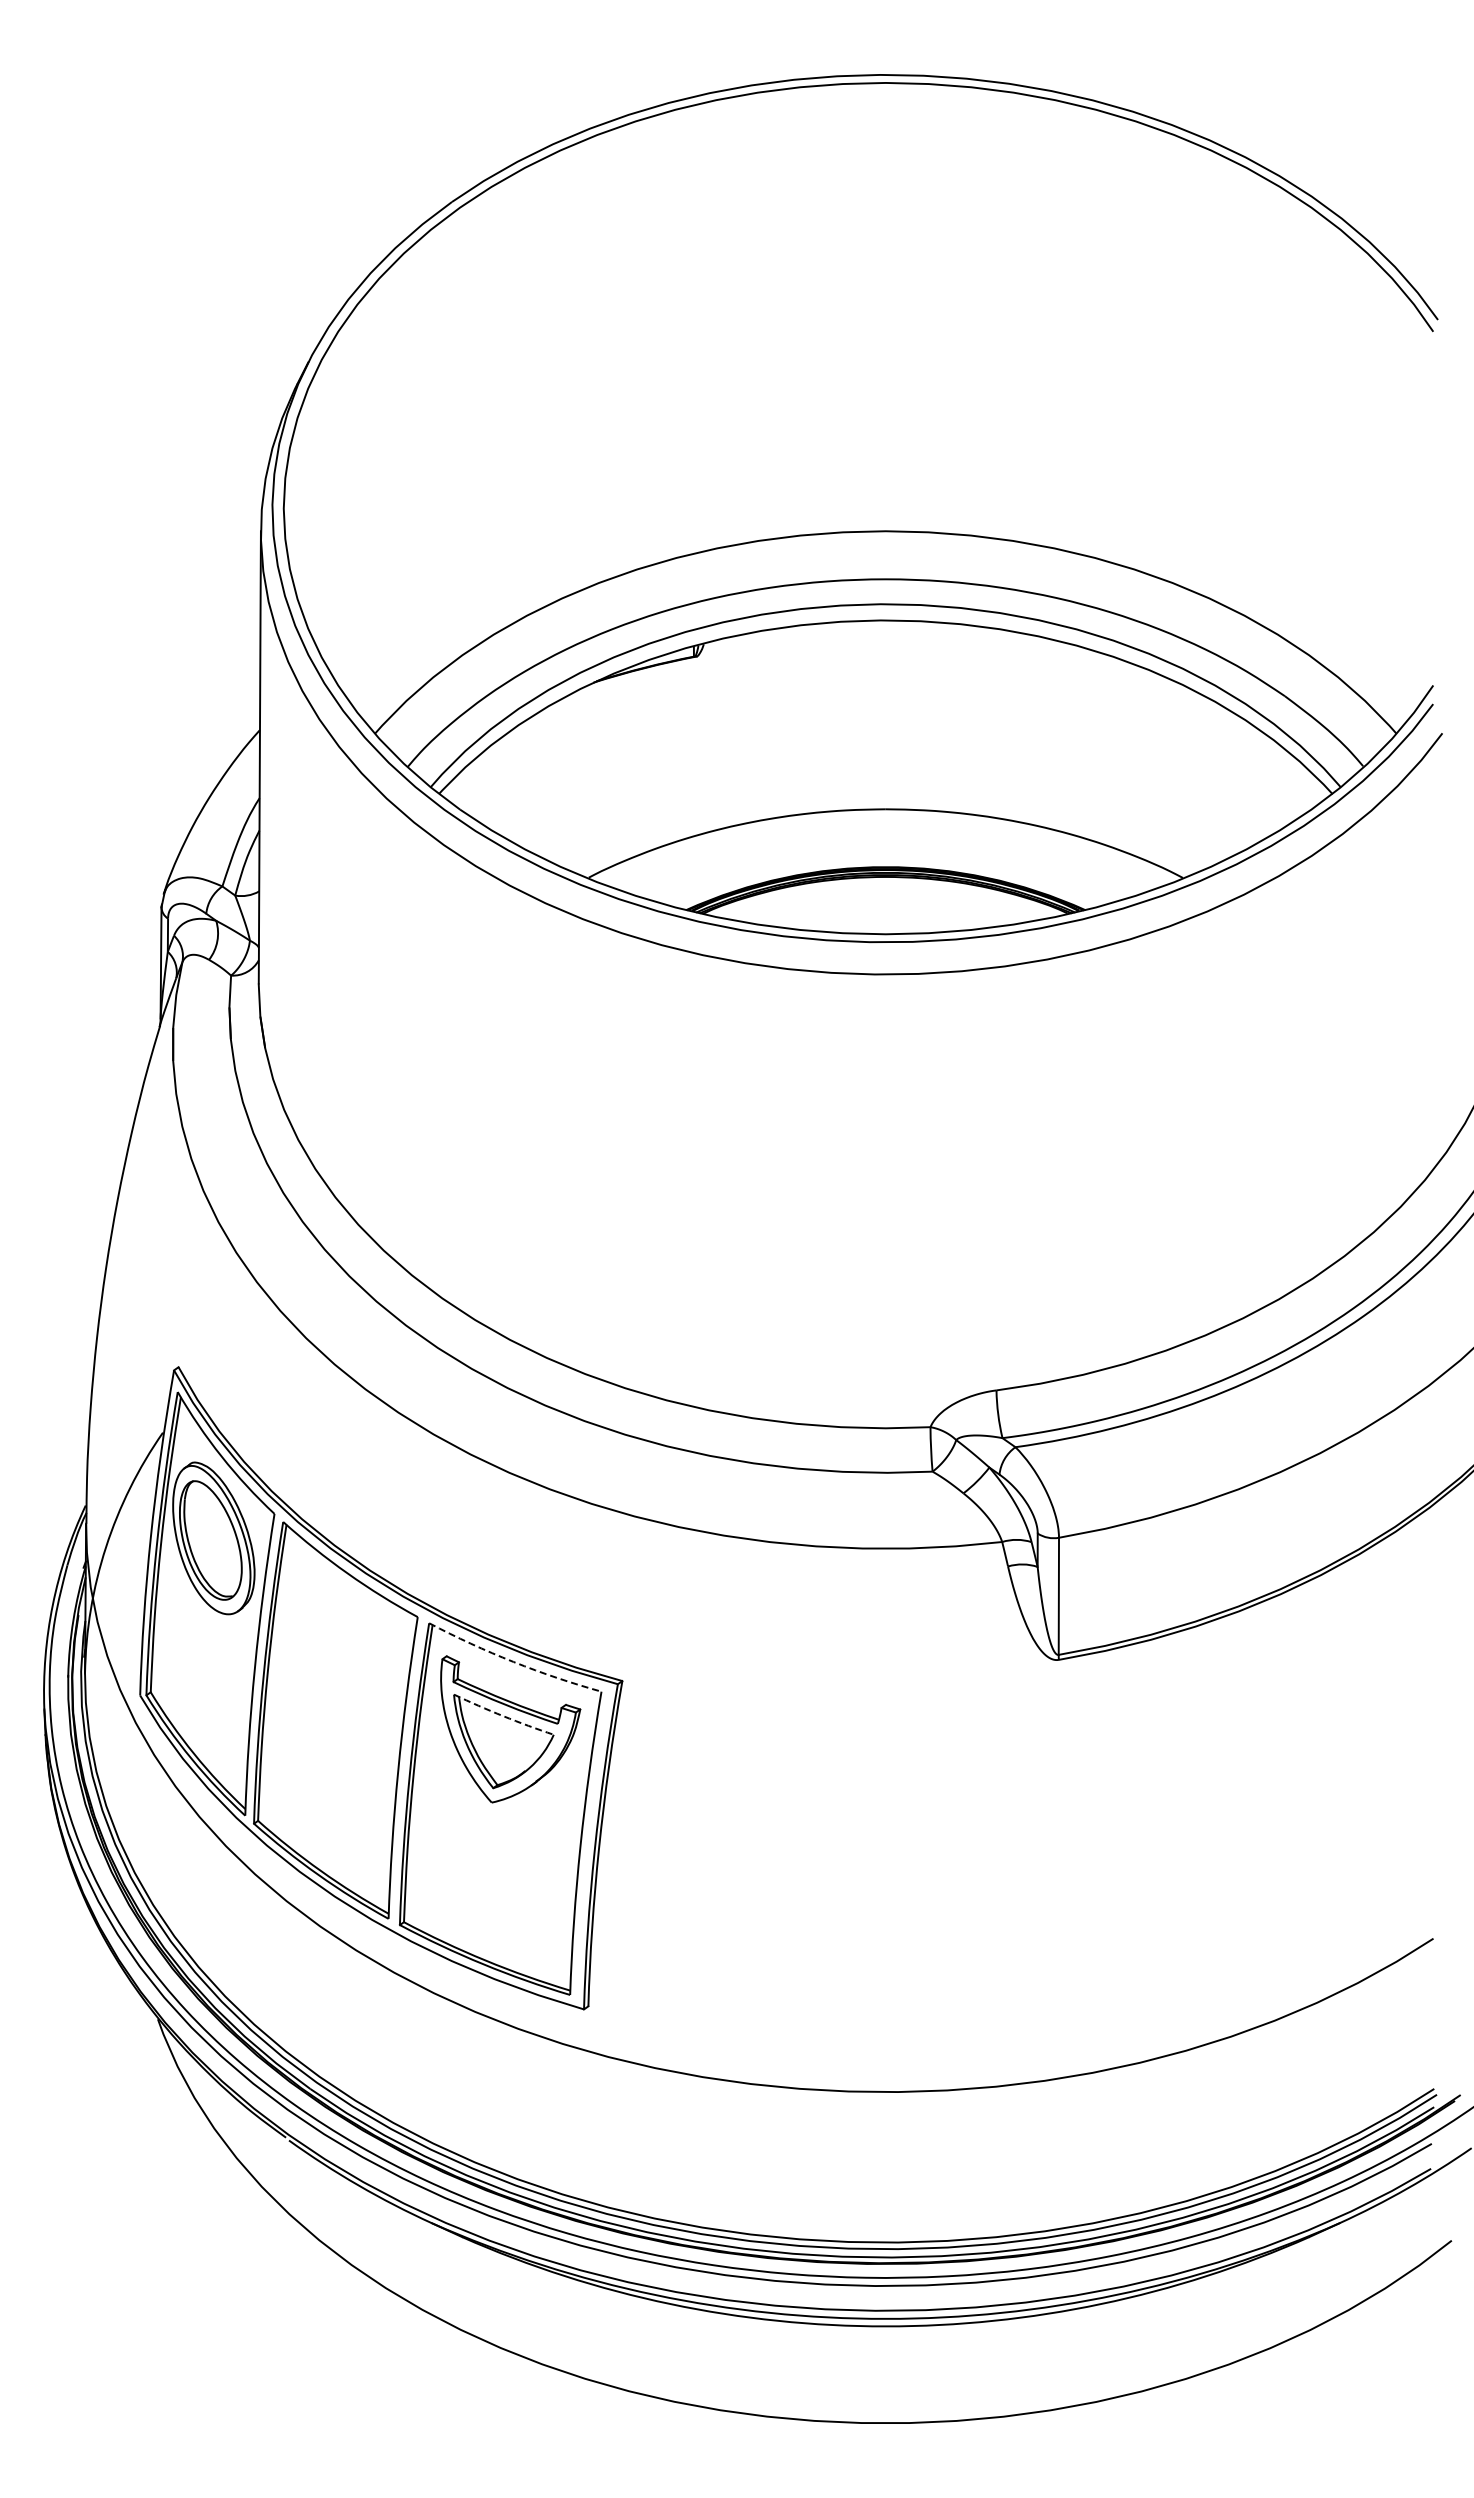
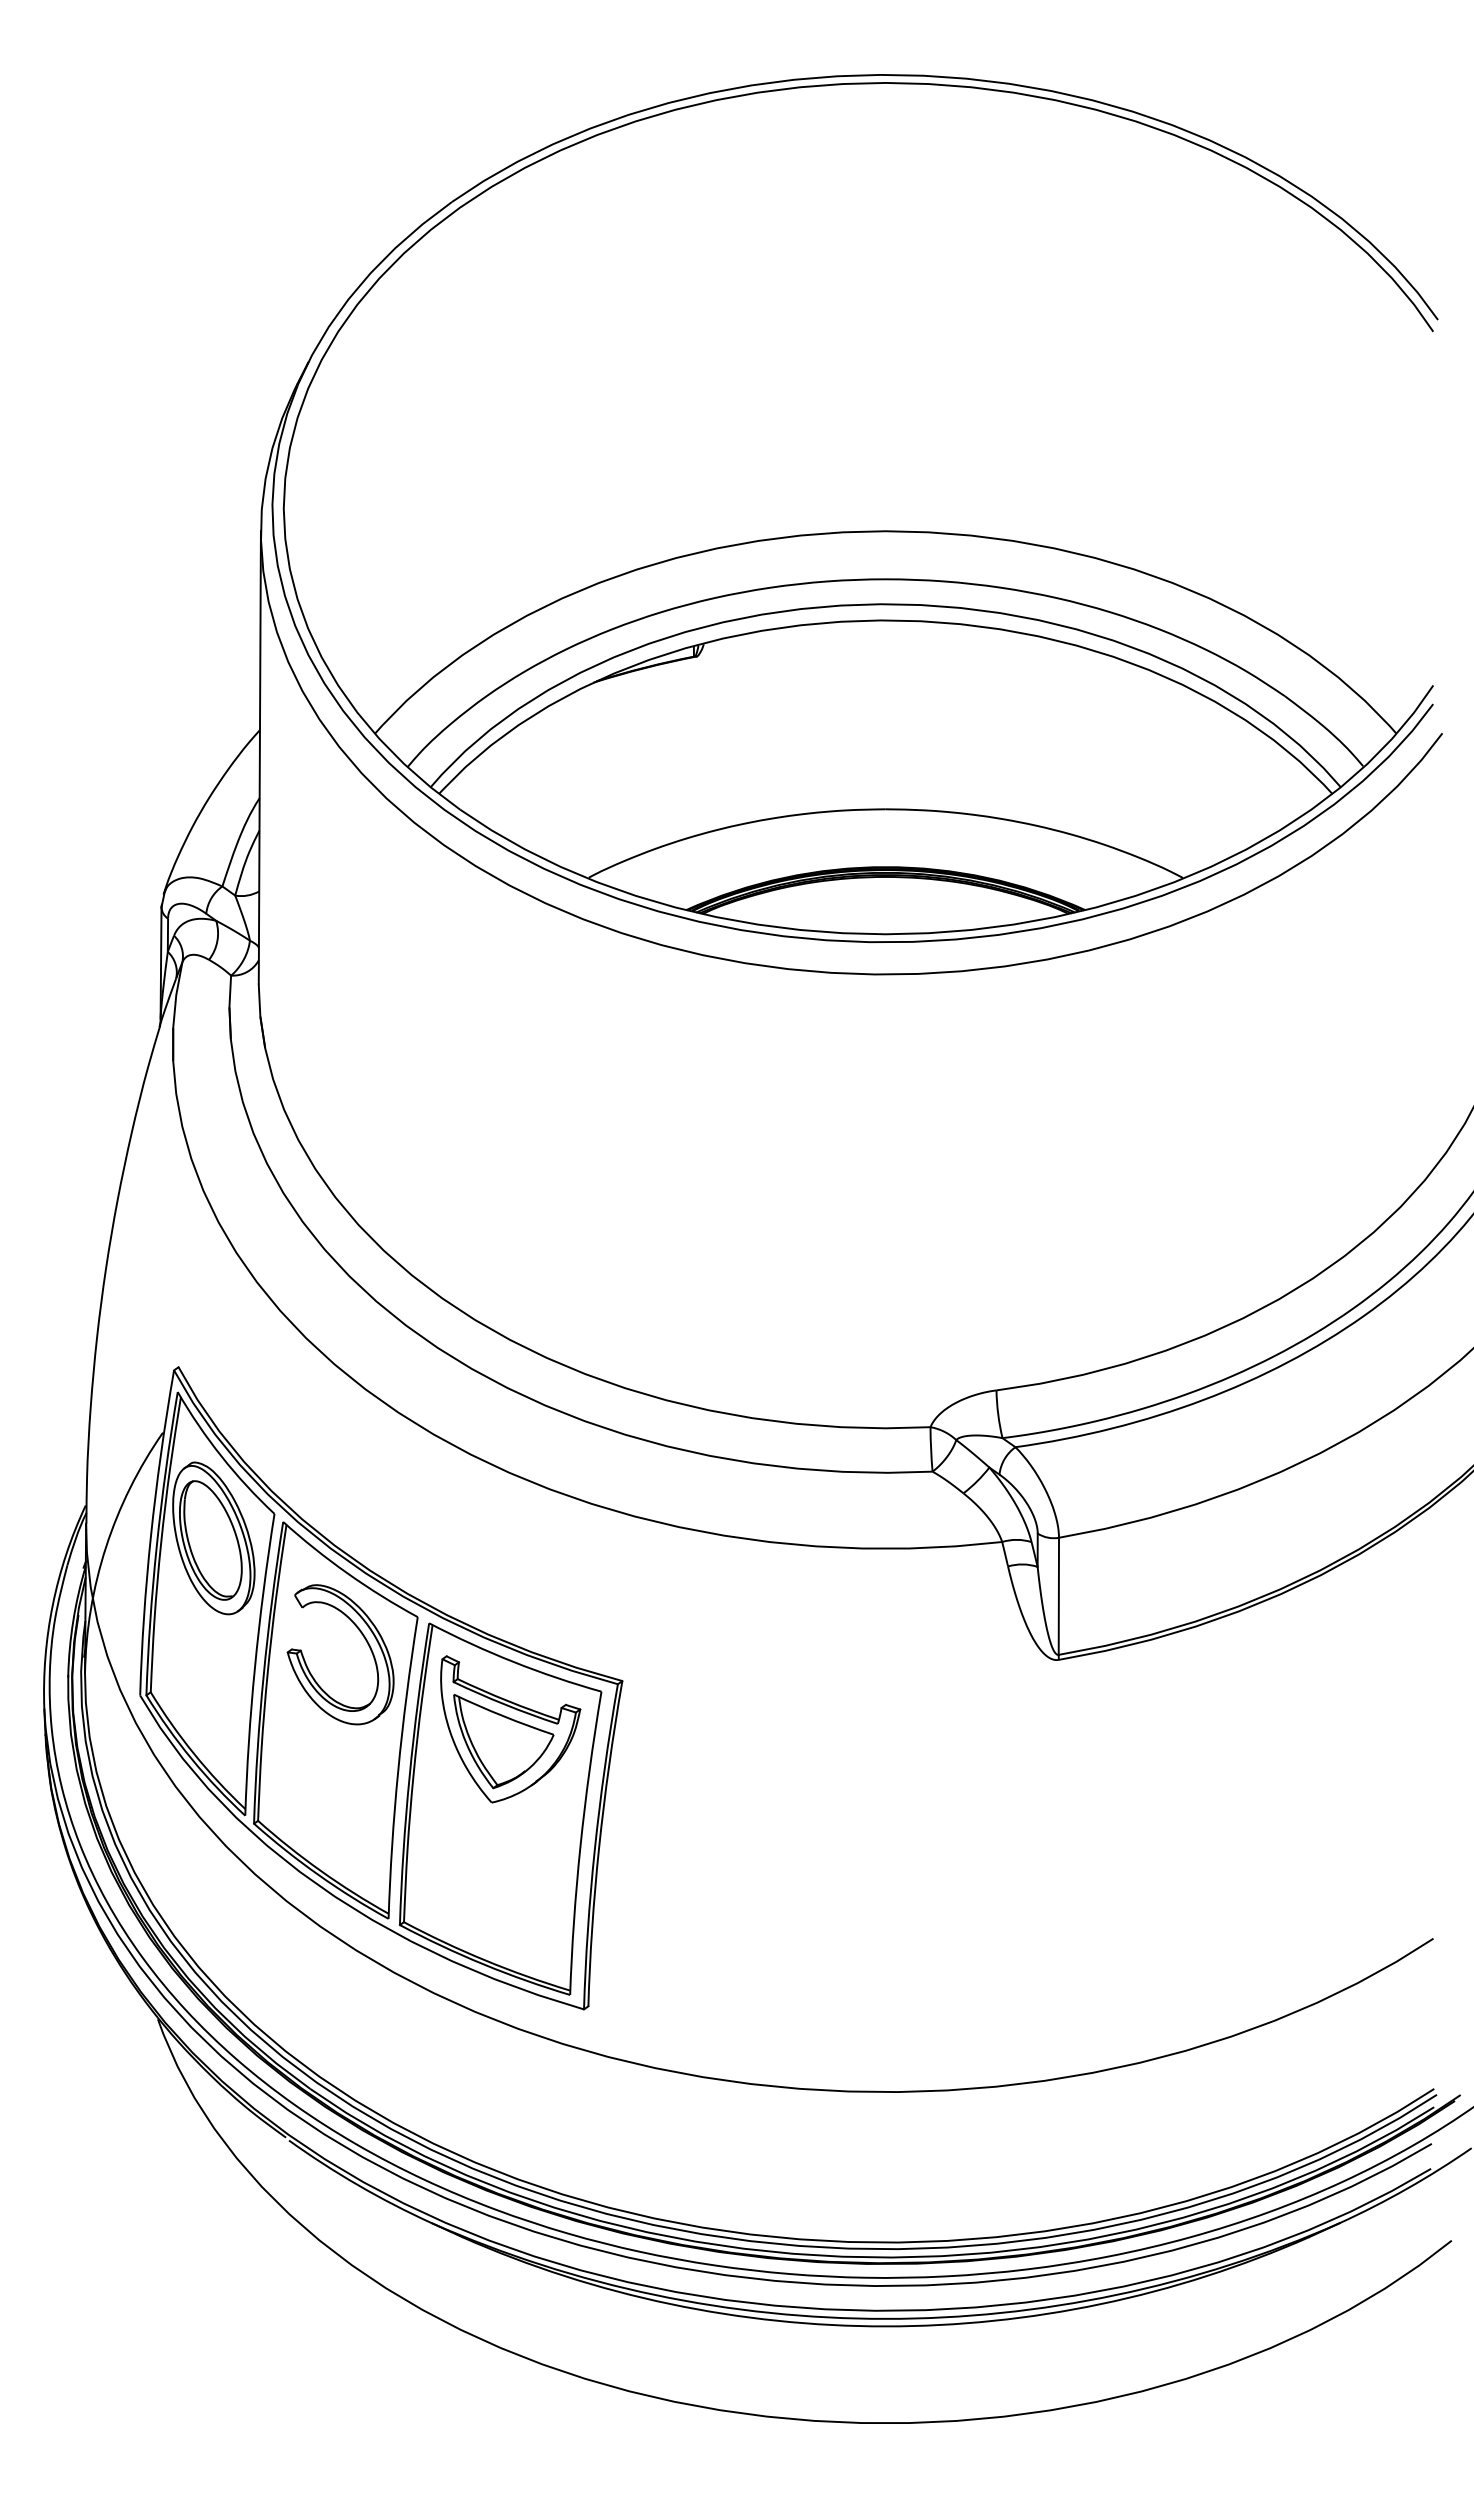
part: none -> present (363, 1637)
arc: dashed -> solid (513, 1661)
arc: dashed -> solid (503, 1716)
